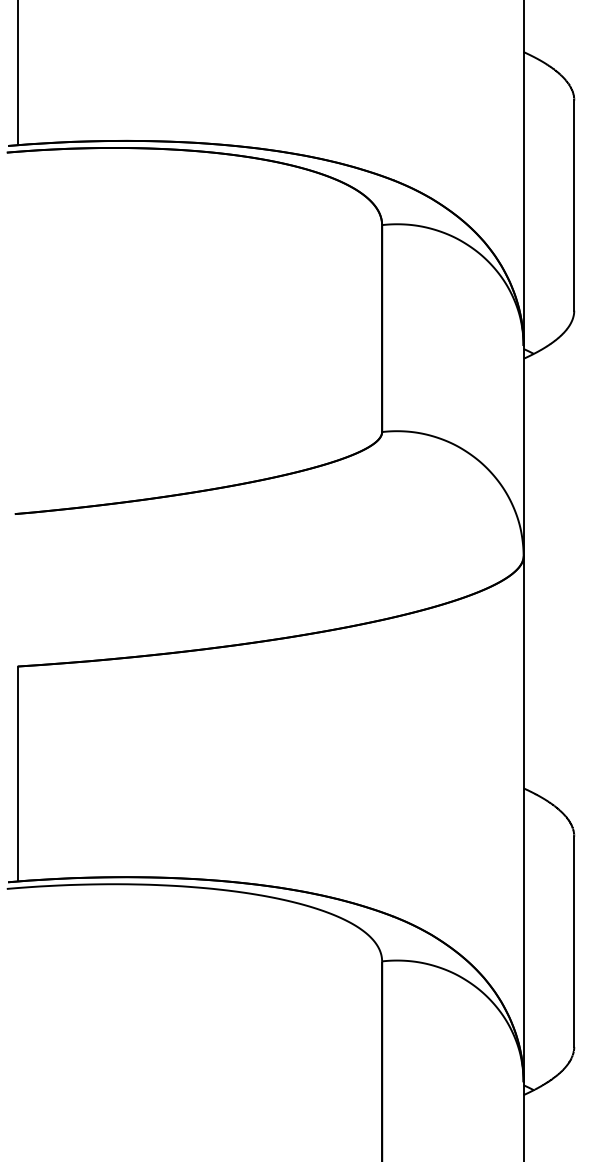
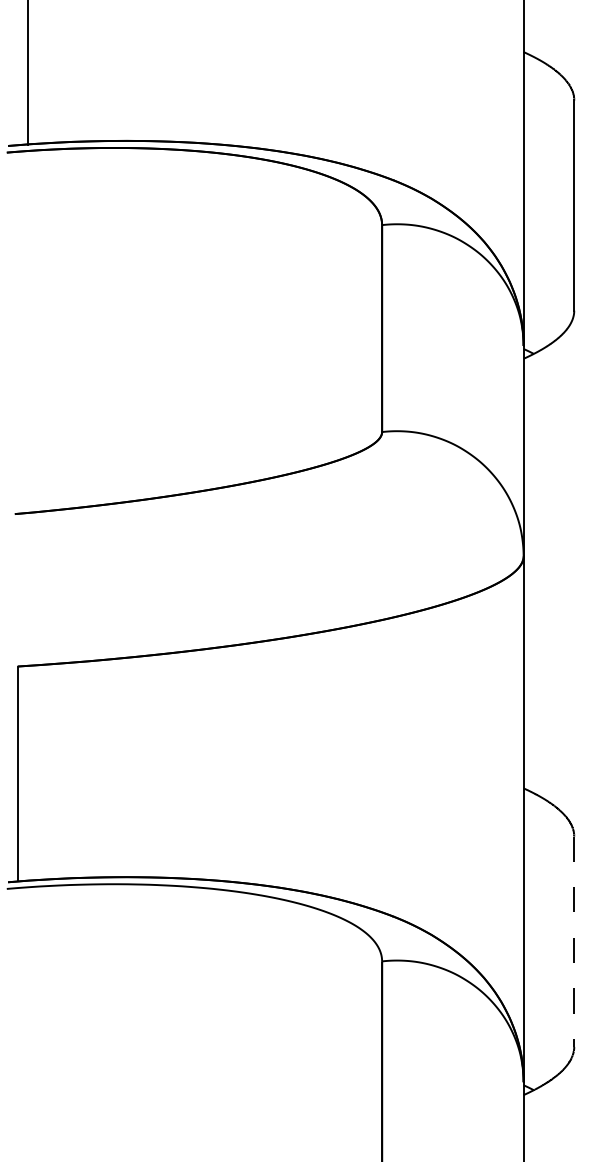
line position: (17, 73) -> (27, 73) (27, 73)
line: solid -> dashed (574, 942)
